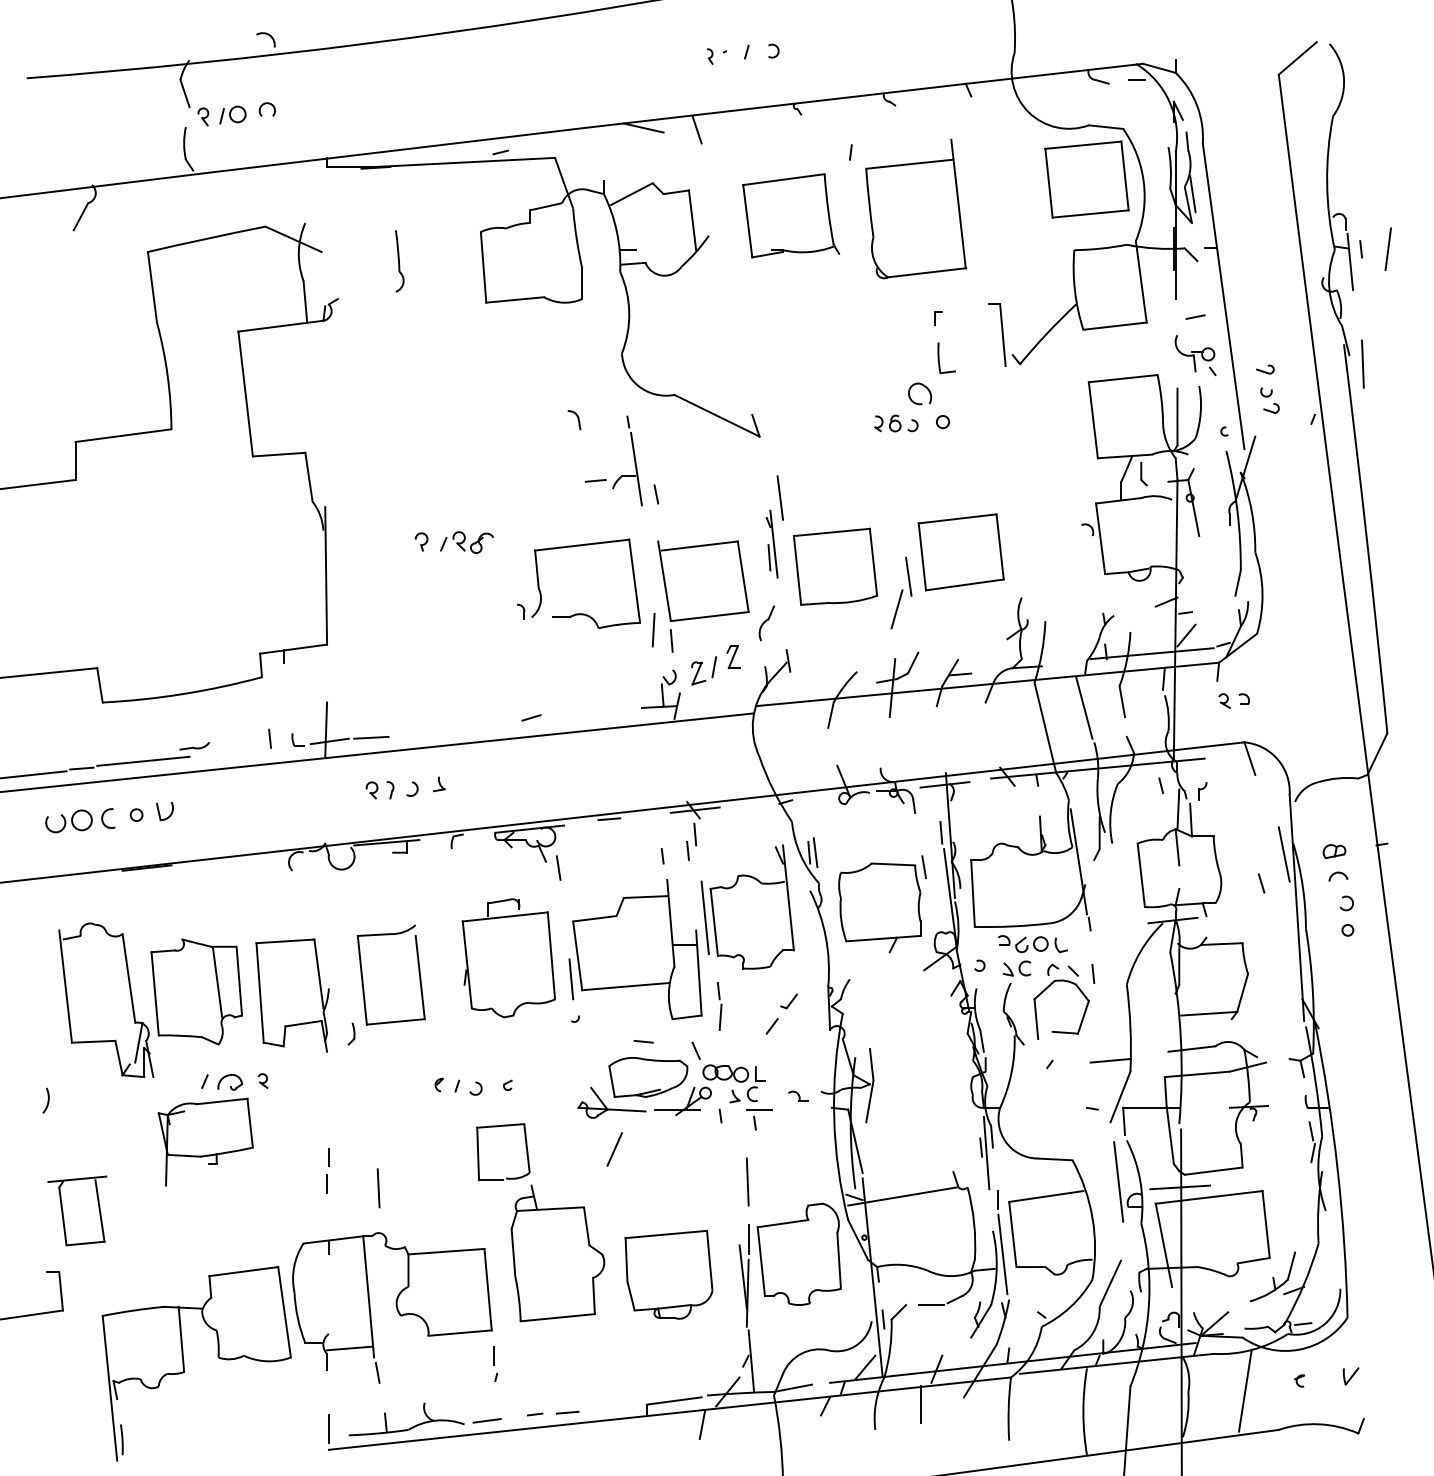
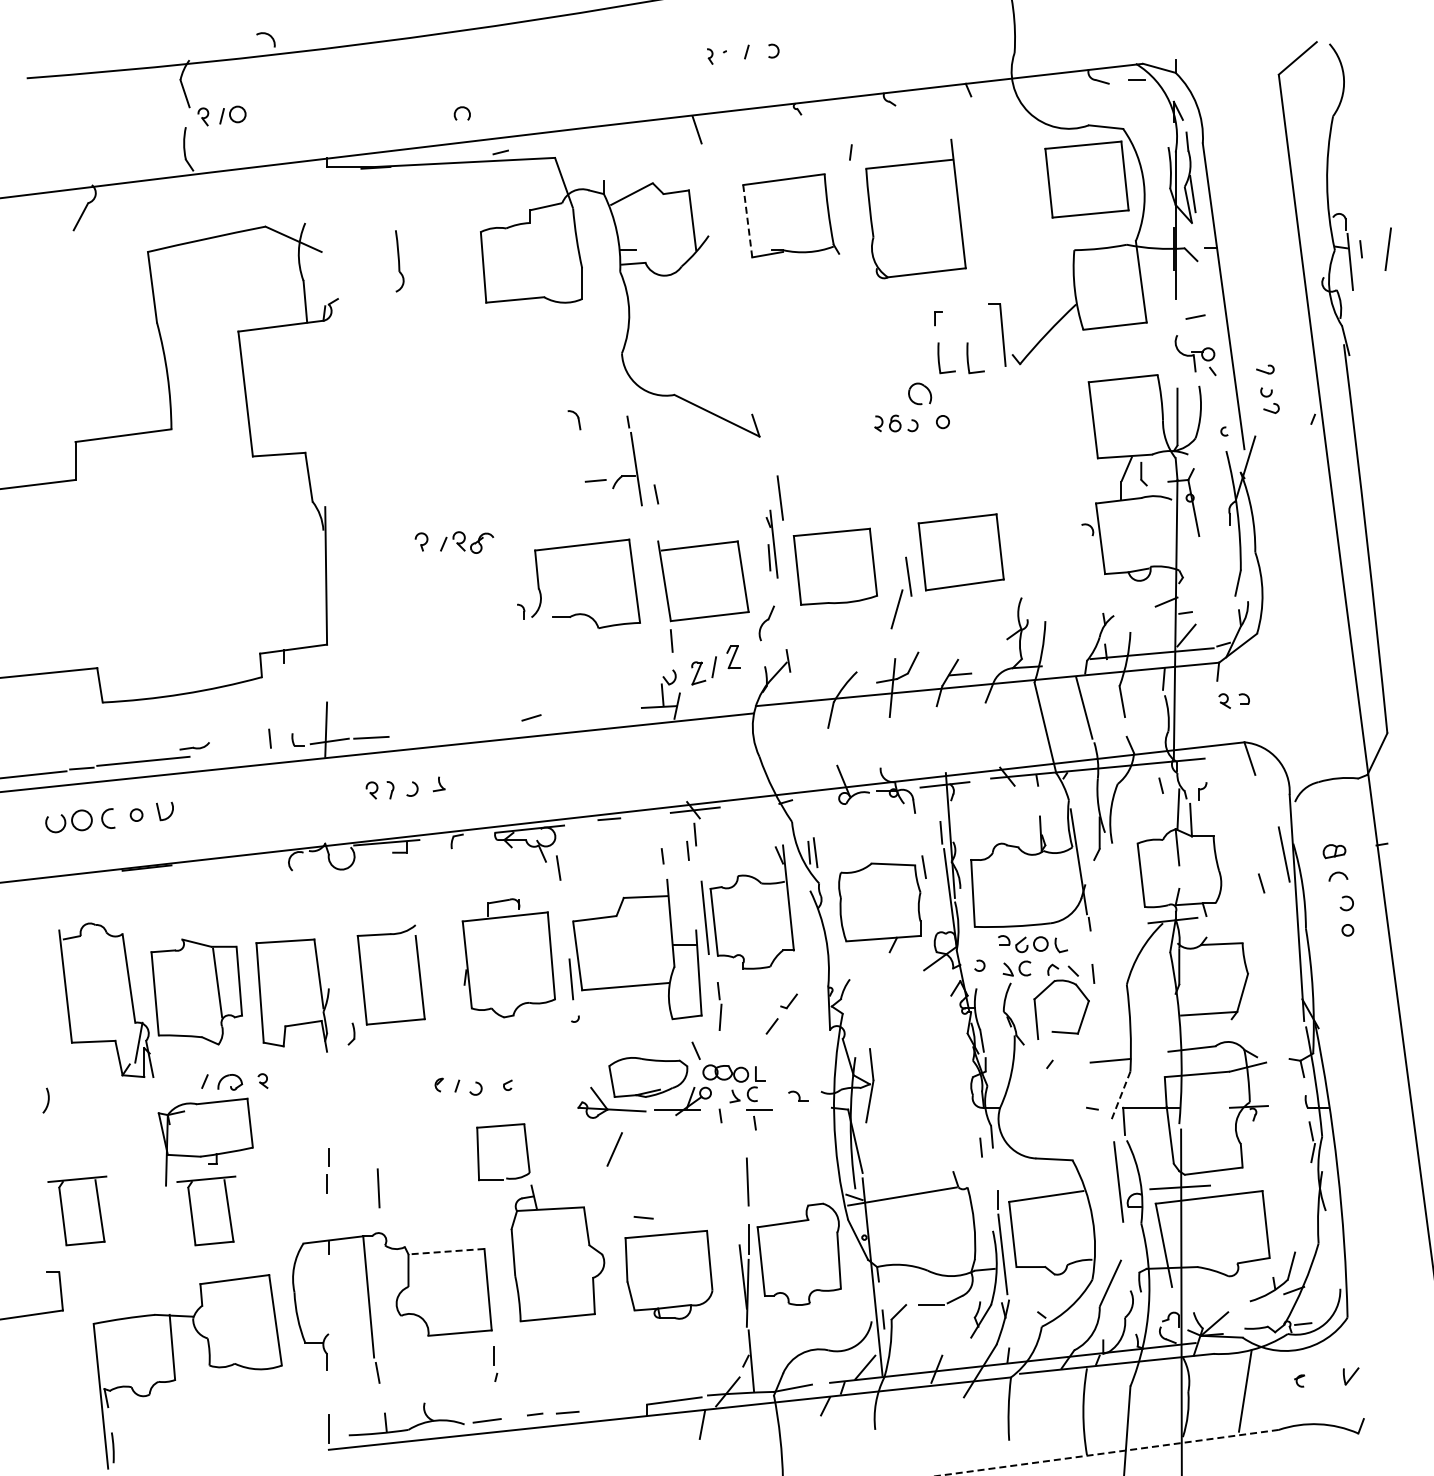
arc position: (266, 104) -> (461, 108) (461, 108)
line: present -> none (643, 127)
line: solid -> dashed (747, 220)
part: none -> present (968, 358)
line: present -> none (1362, 363)
line: present -> none (653, 629)
line position: (643, 1041) -> (643, 1217) (643, 1217)
line: solid -> dashed (1120, 1097)
line: present -> none (986, 1152)
part: none -> present (206, 1210)
line: solid -> dashed (446, 1251)
line: present -> none (349, 1348)
part position: (184, 1363) -> (175, 1371) (175, 1371)
line: present -> none (920, 1404)
line: solid -> dashed (1107, 1452)
